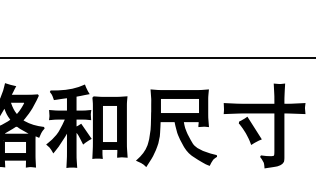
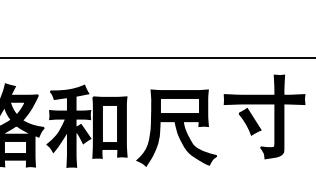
part position: (256, 130) -> (256, 121) (256, 121)
